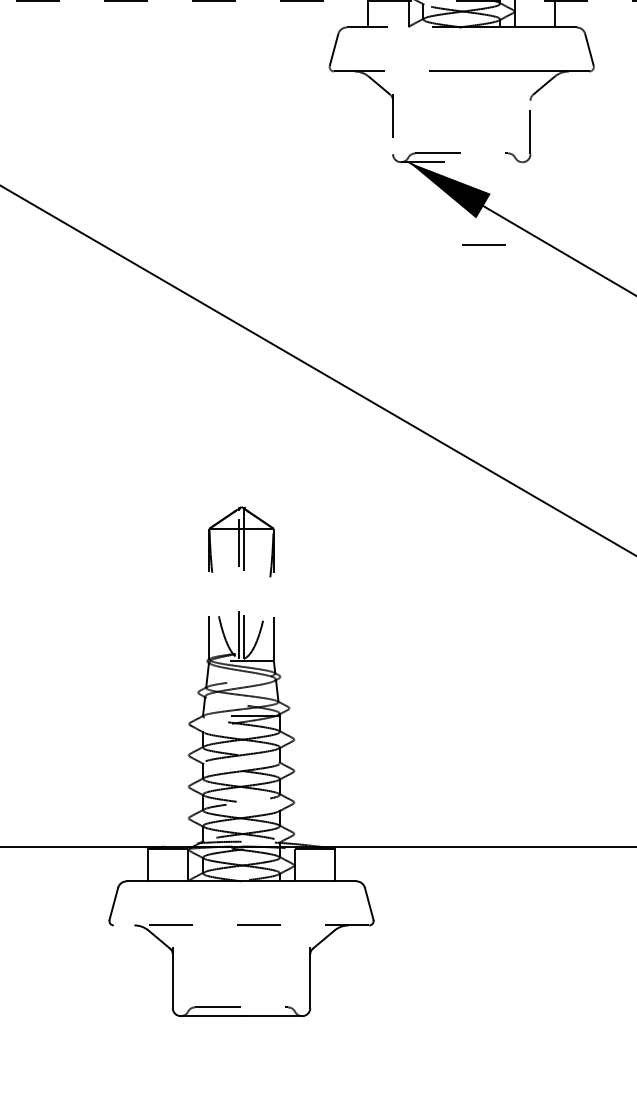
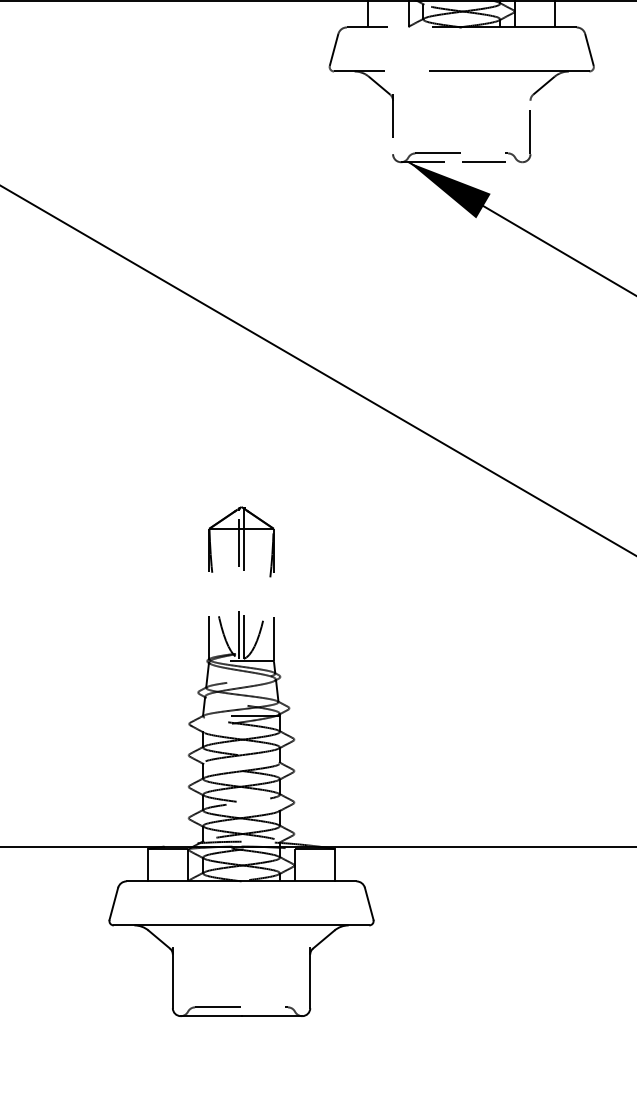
line: dashed -> solid (318, 1)
line position: (483, 244) -> (483, 161) (483, 161)
line: dashed -> solid (241, 925)
